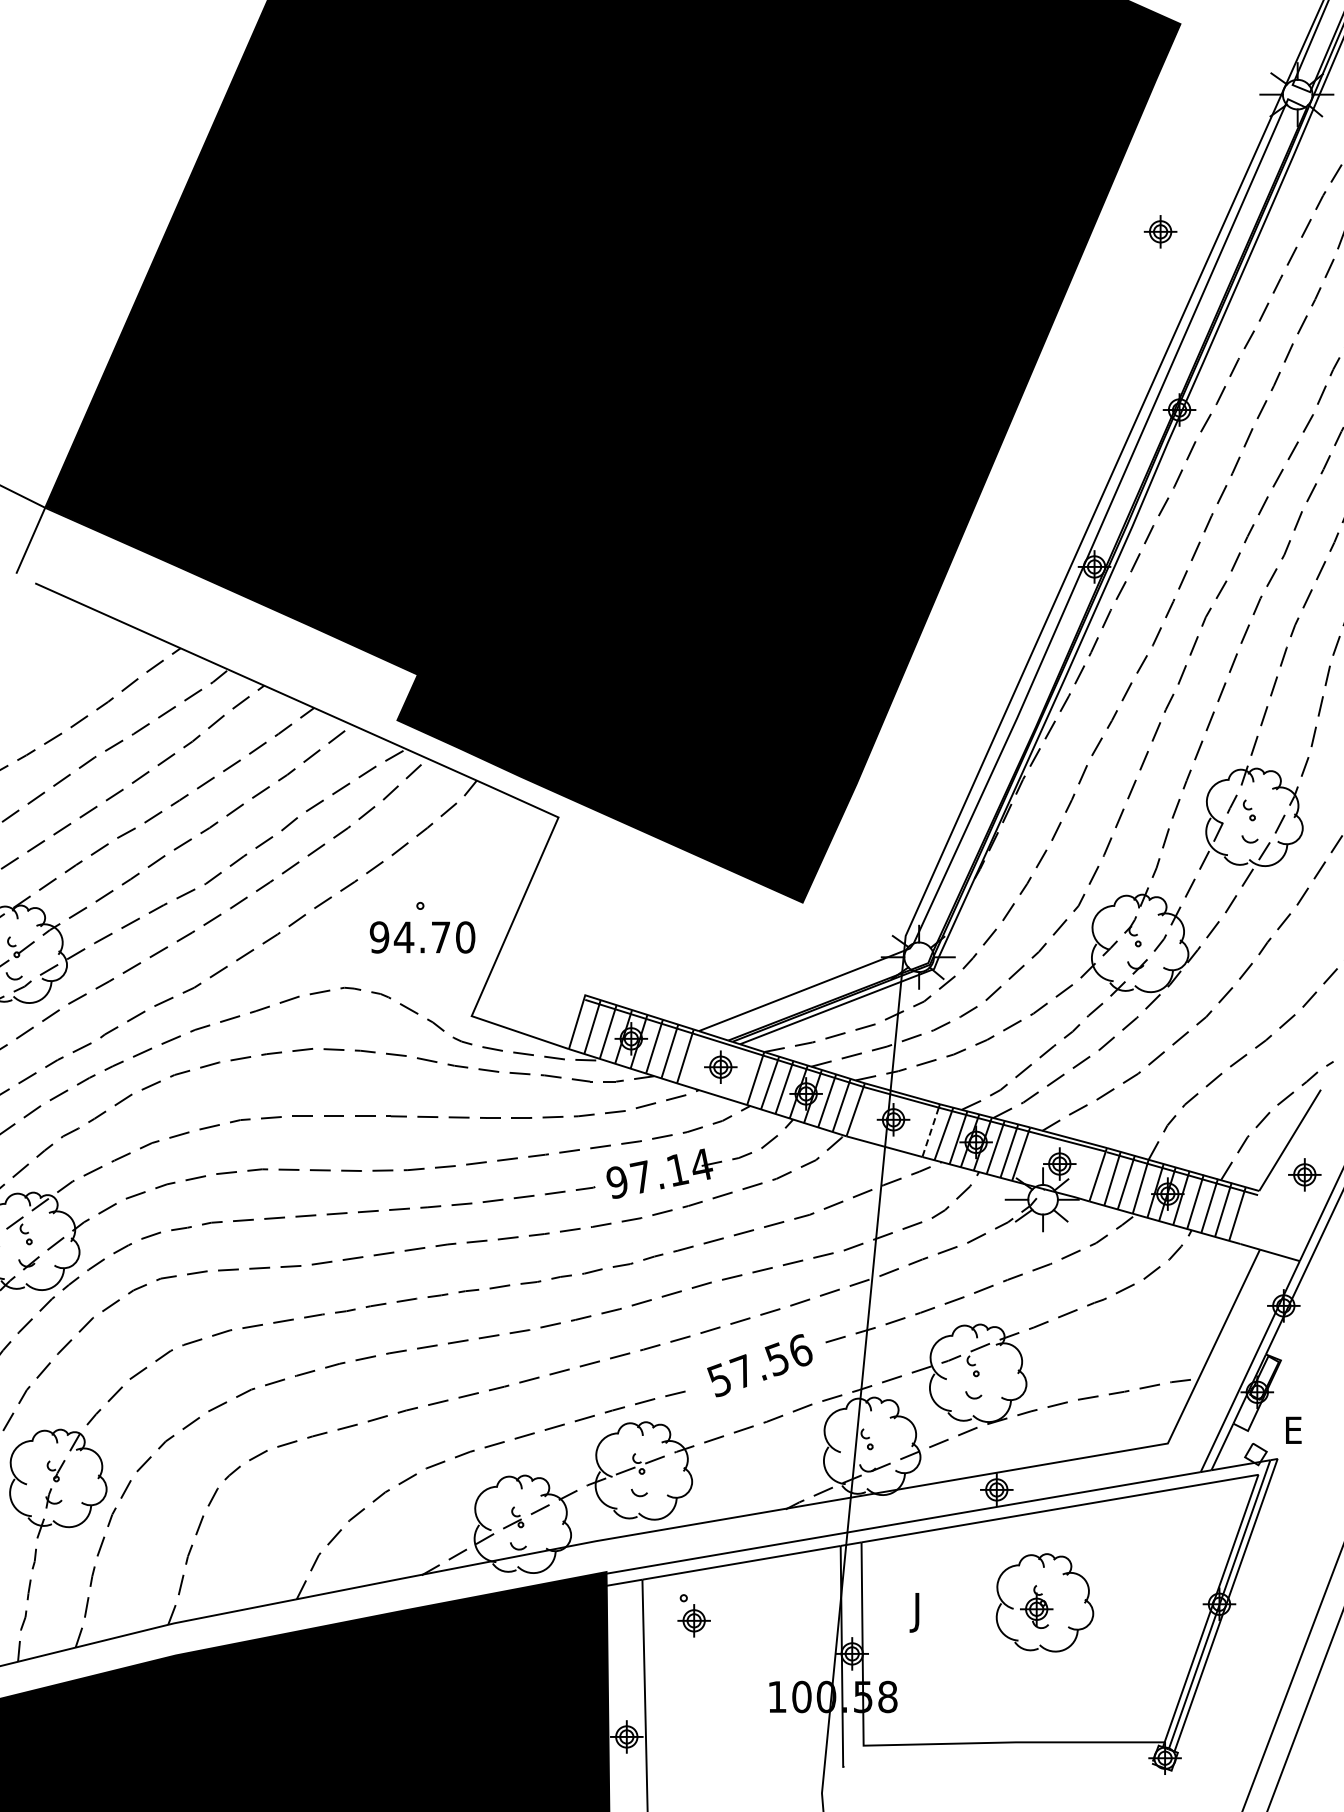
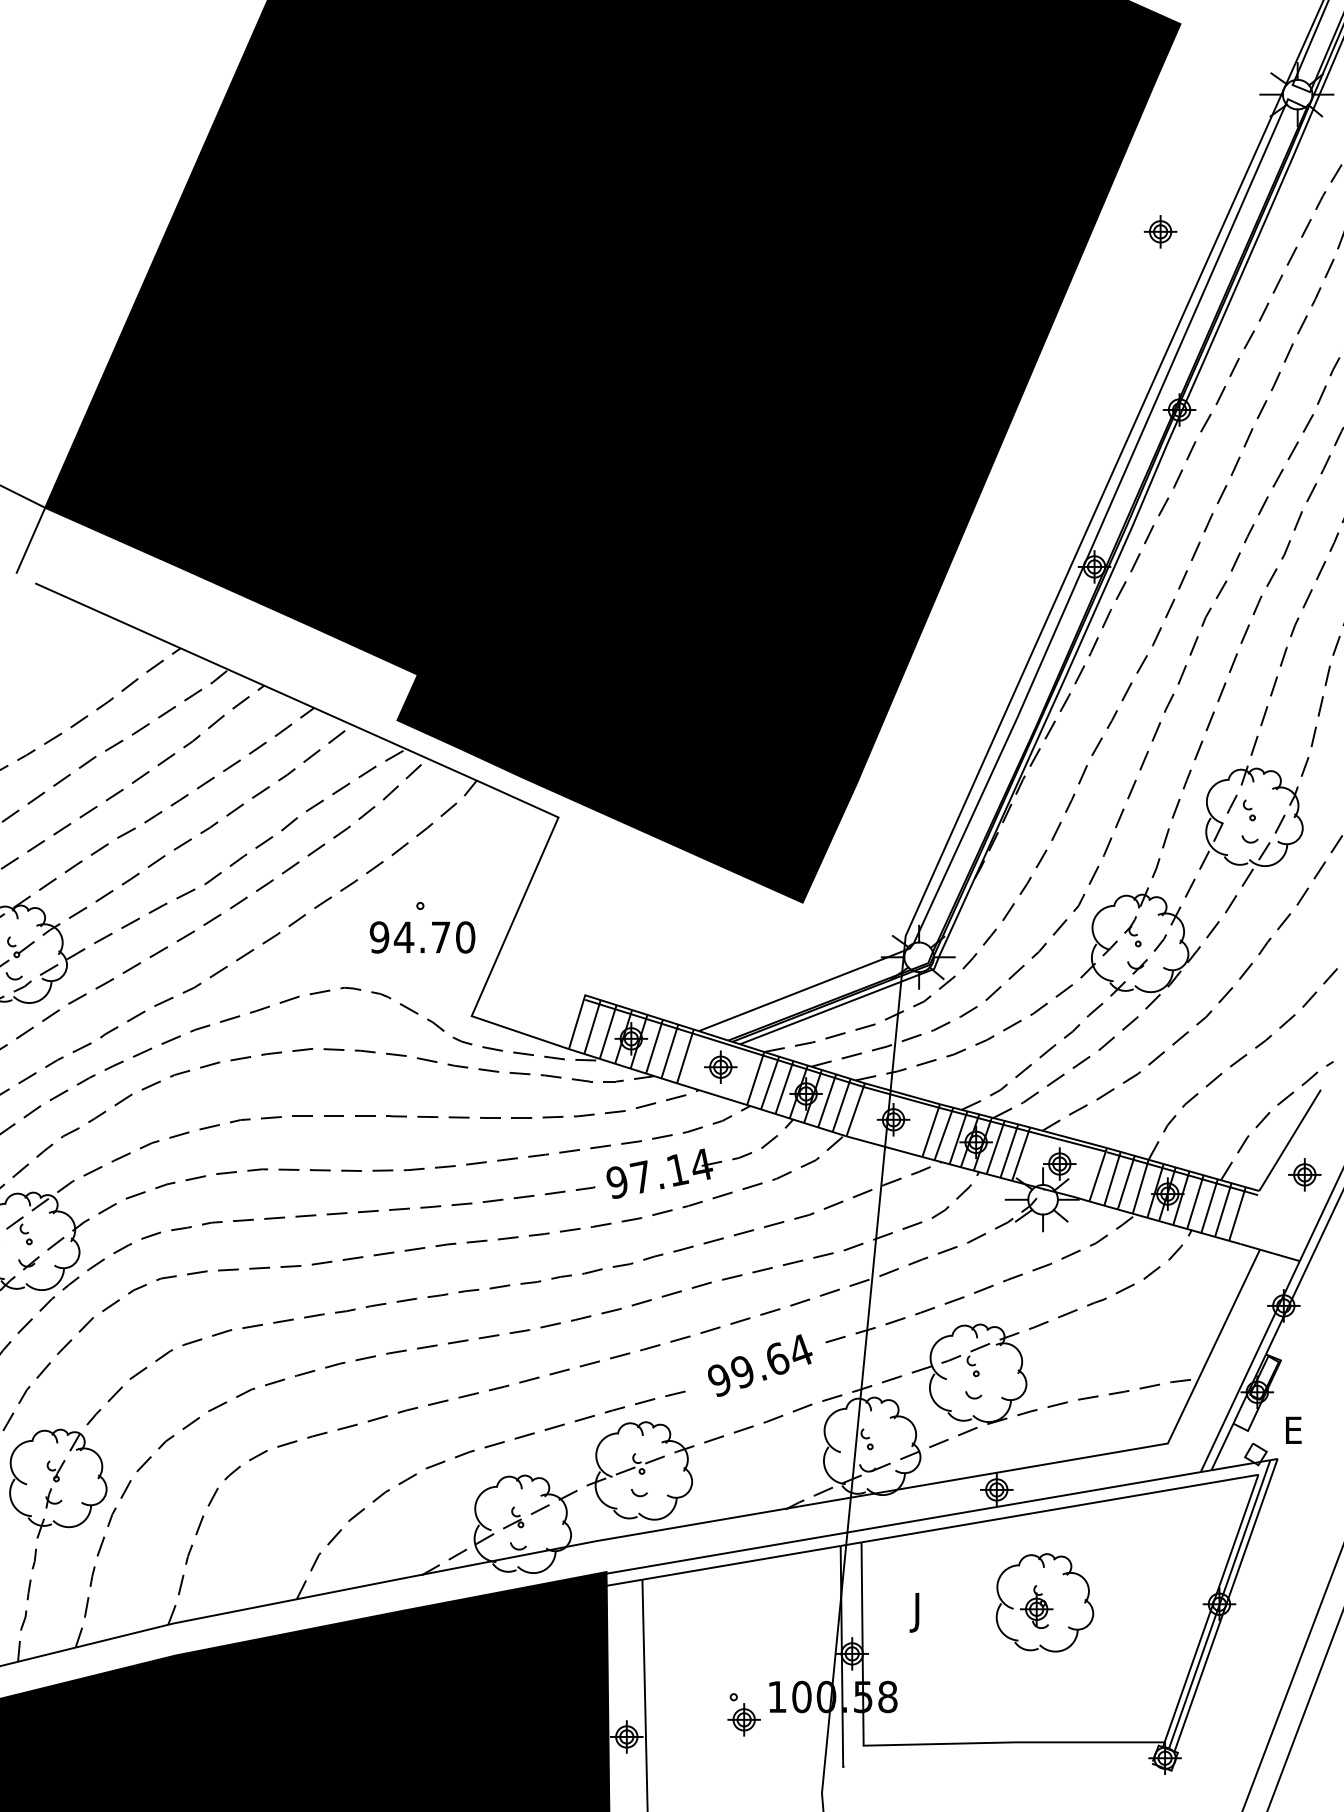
line: dashed -> solid (930, 1132)
text: 57.56 -> 99.64 (759, 1365)
part position: (693, 1615) -> (743, 1714) (743, 1714)
